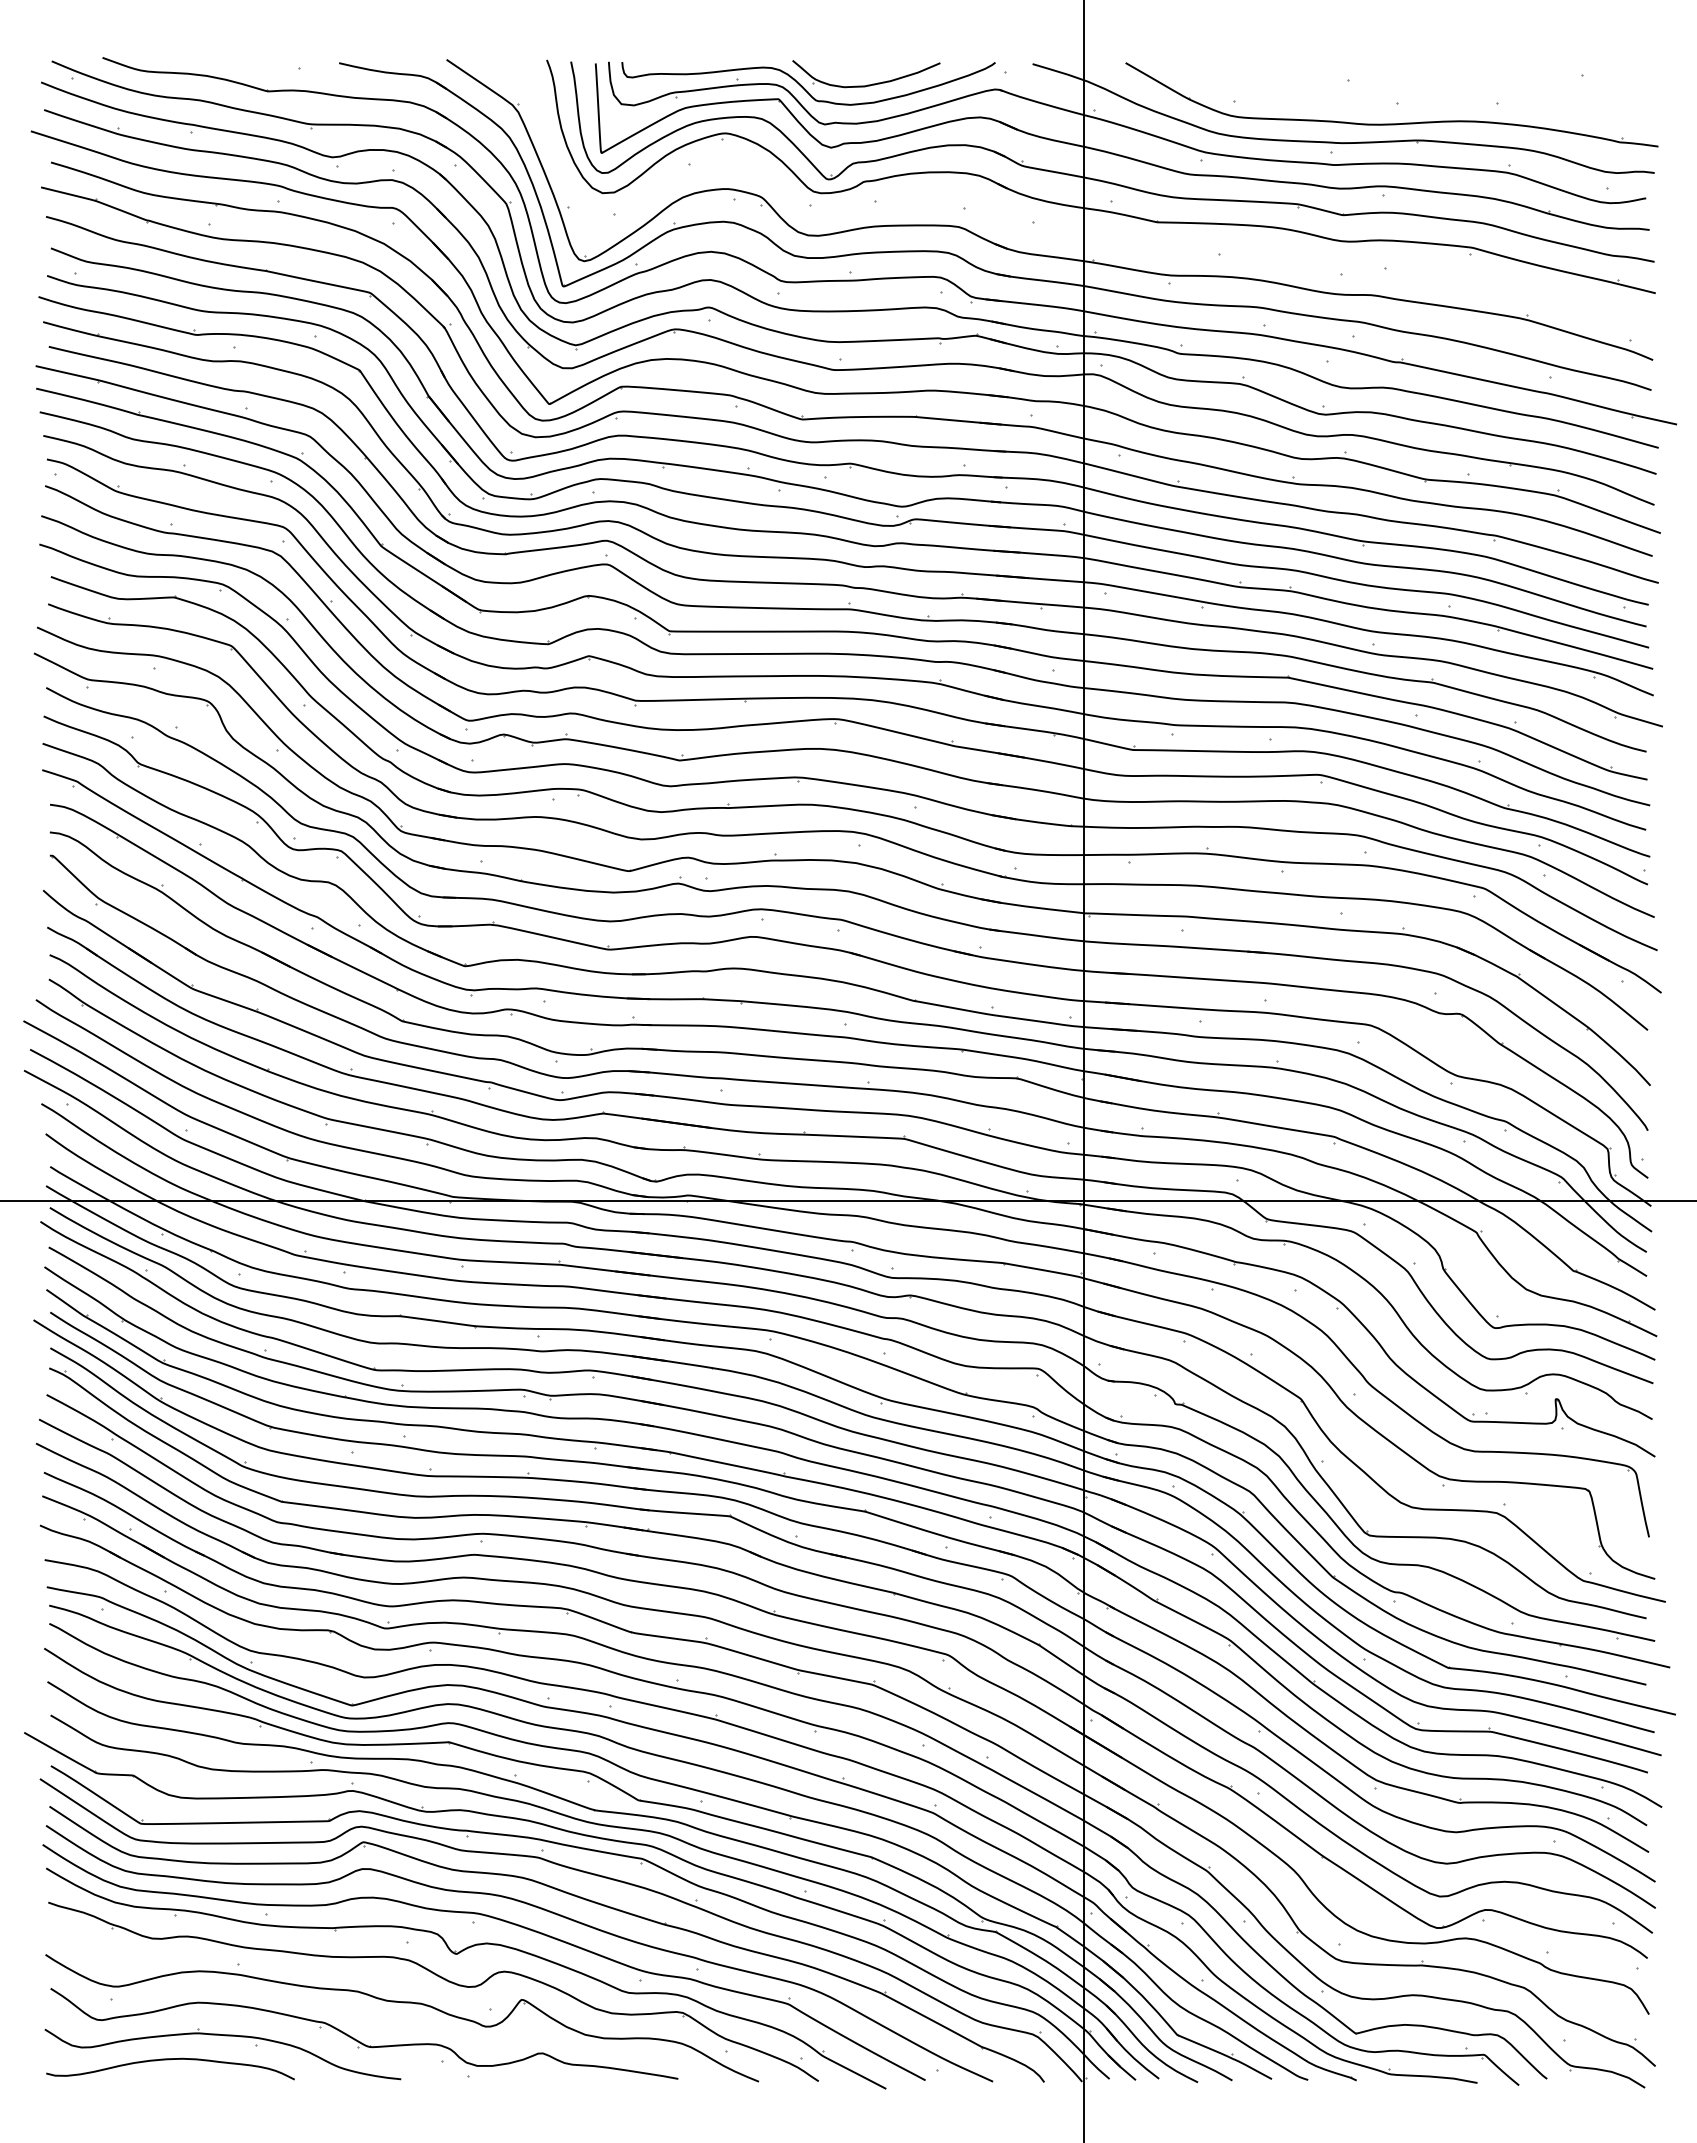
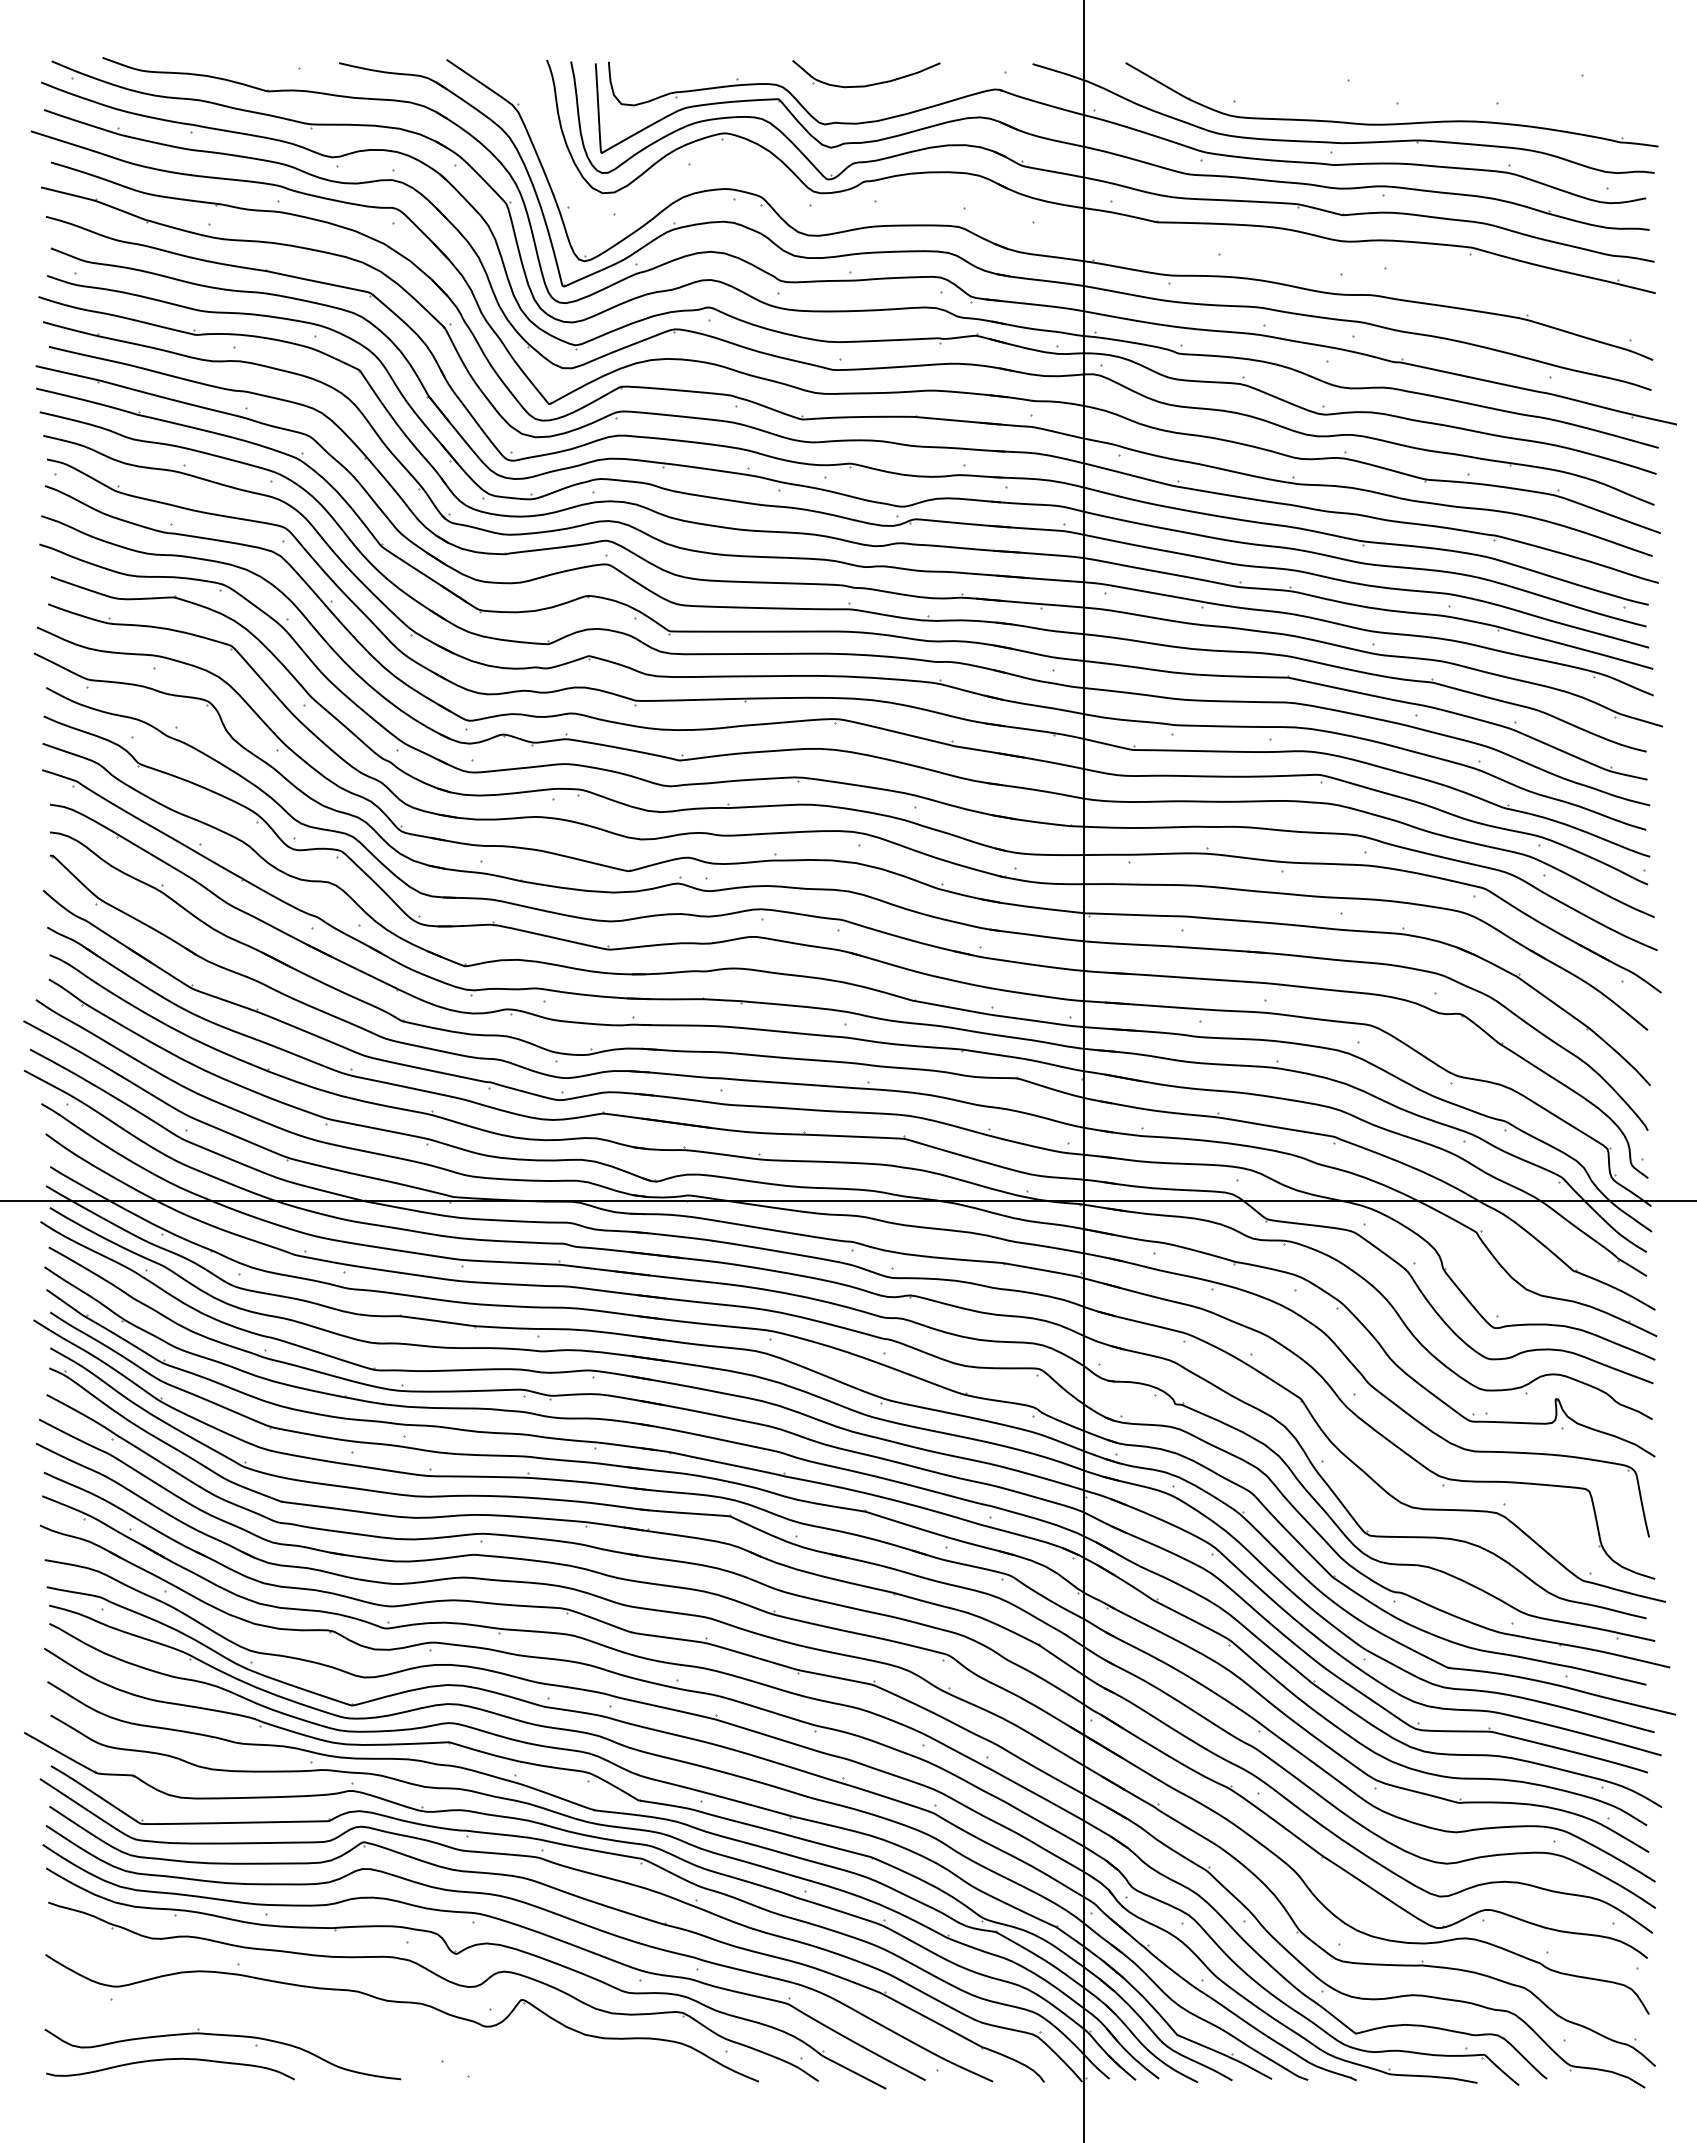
curve: present -> none (804, 87)
part: present -> none (360, 2041)
